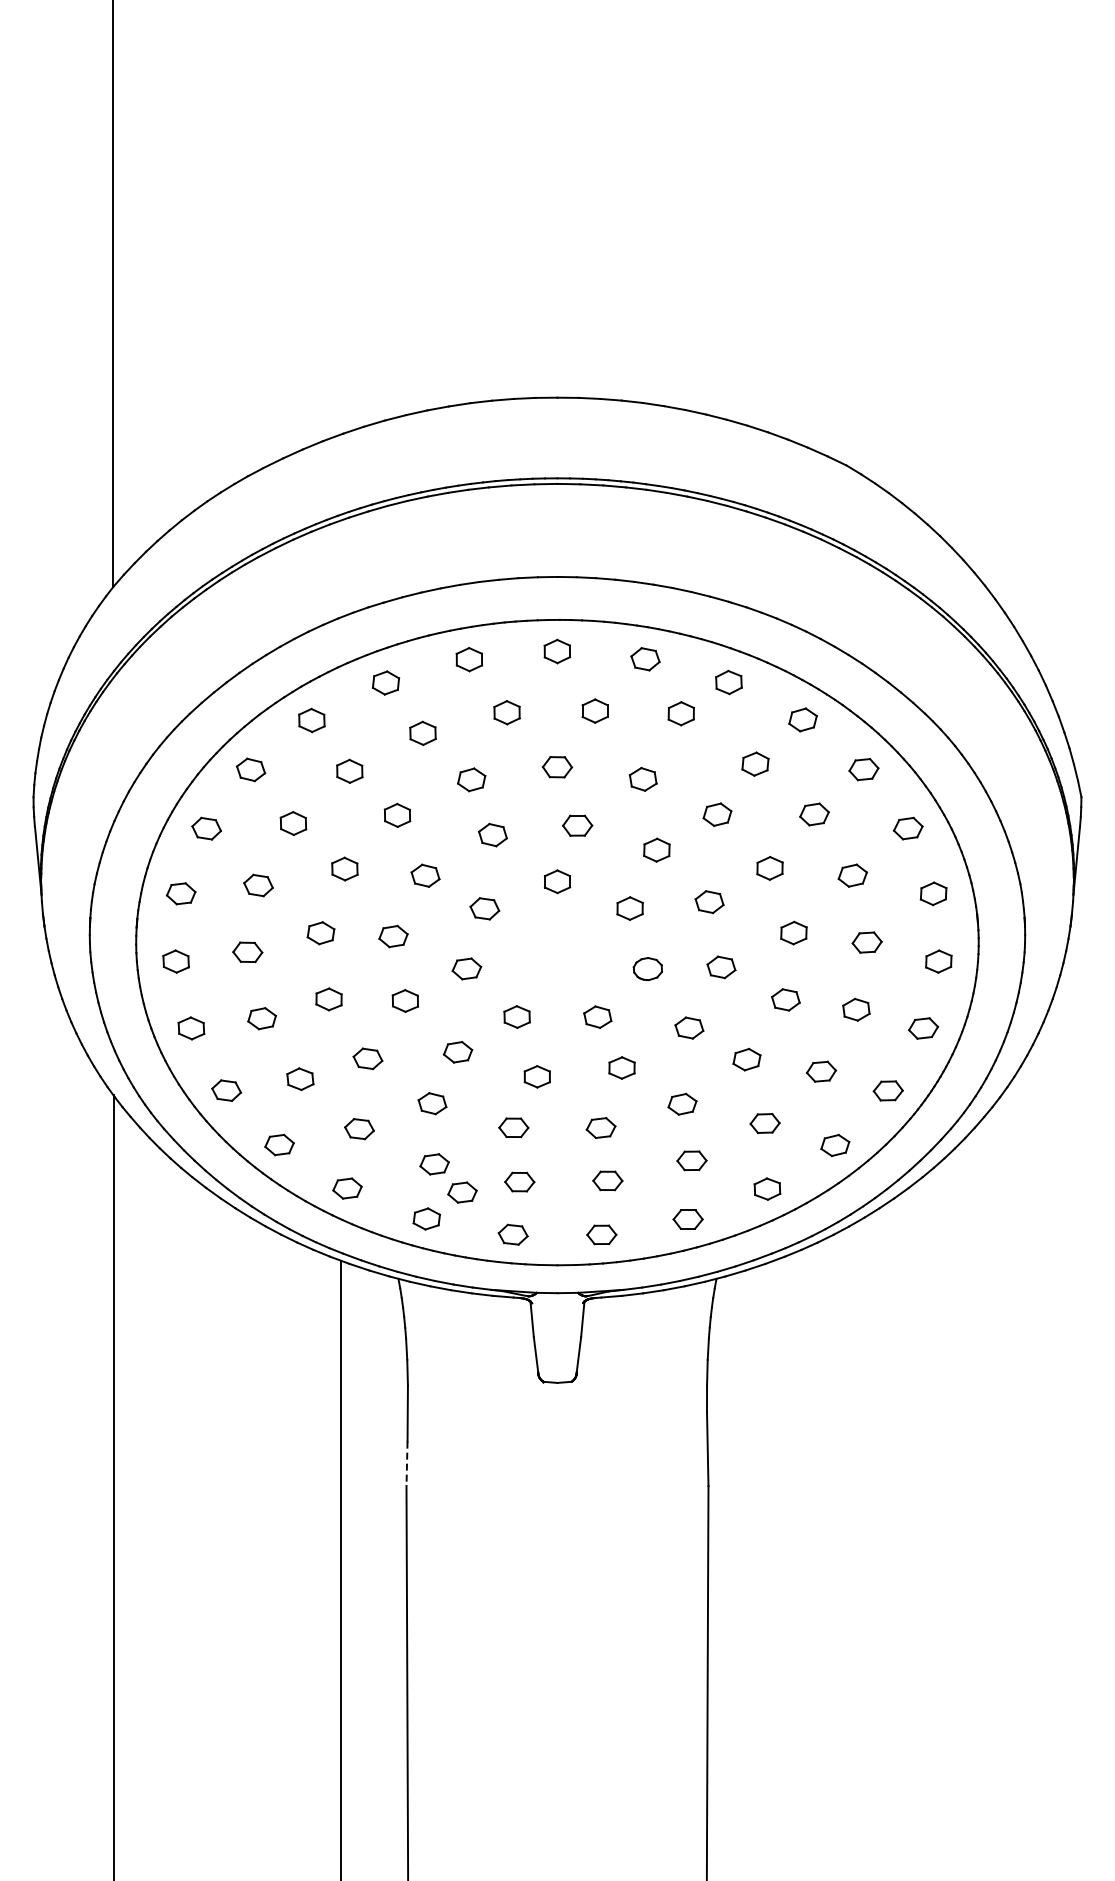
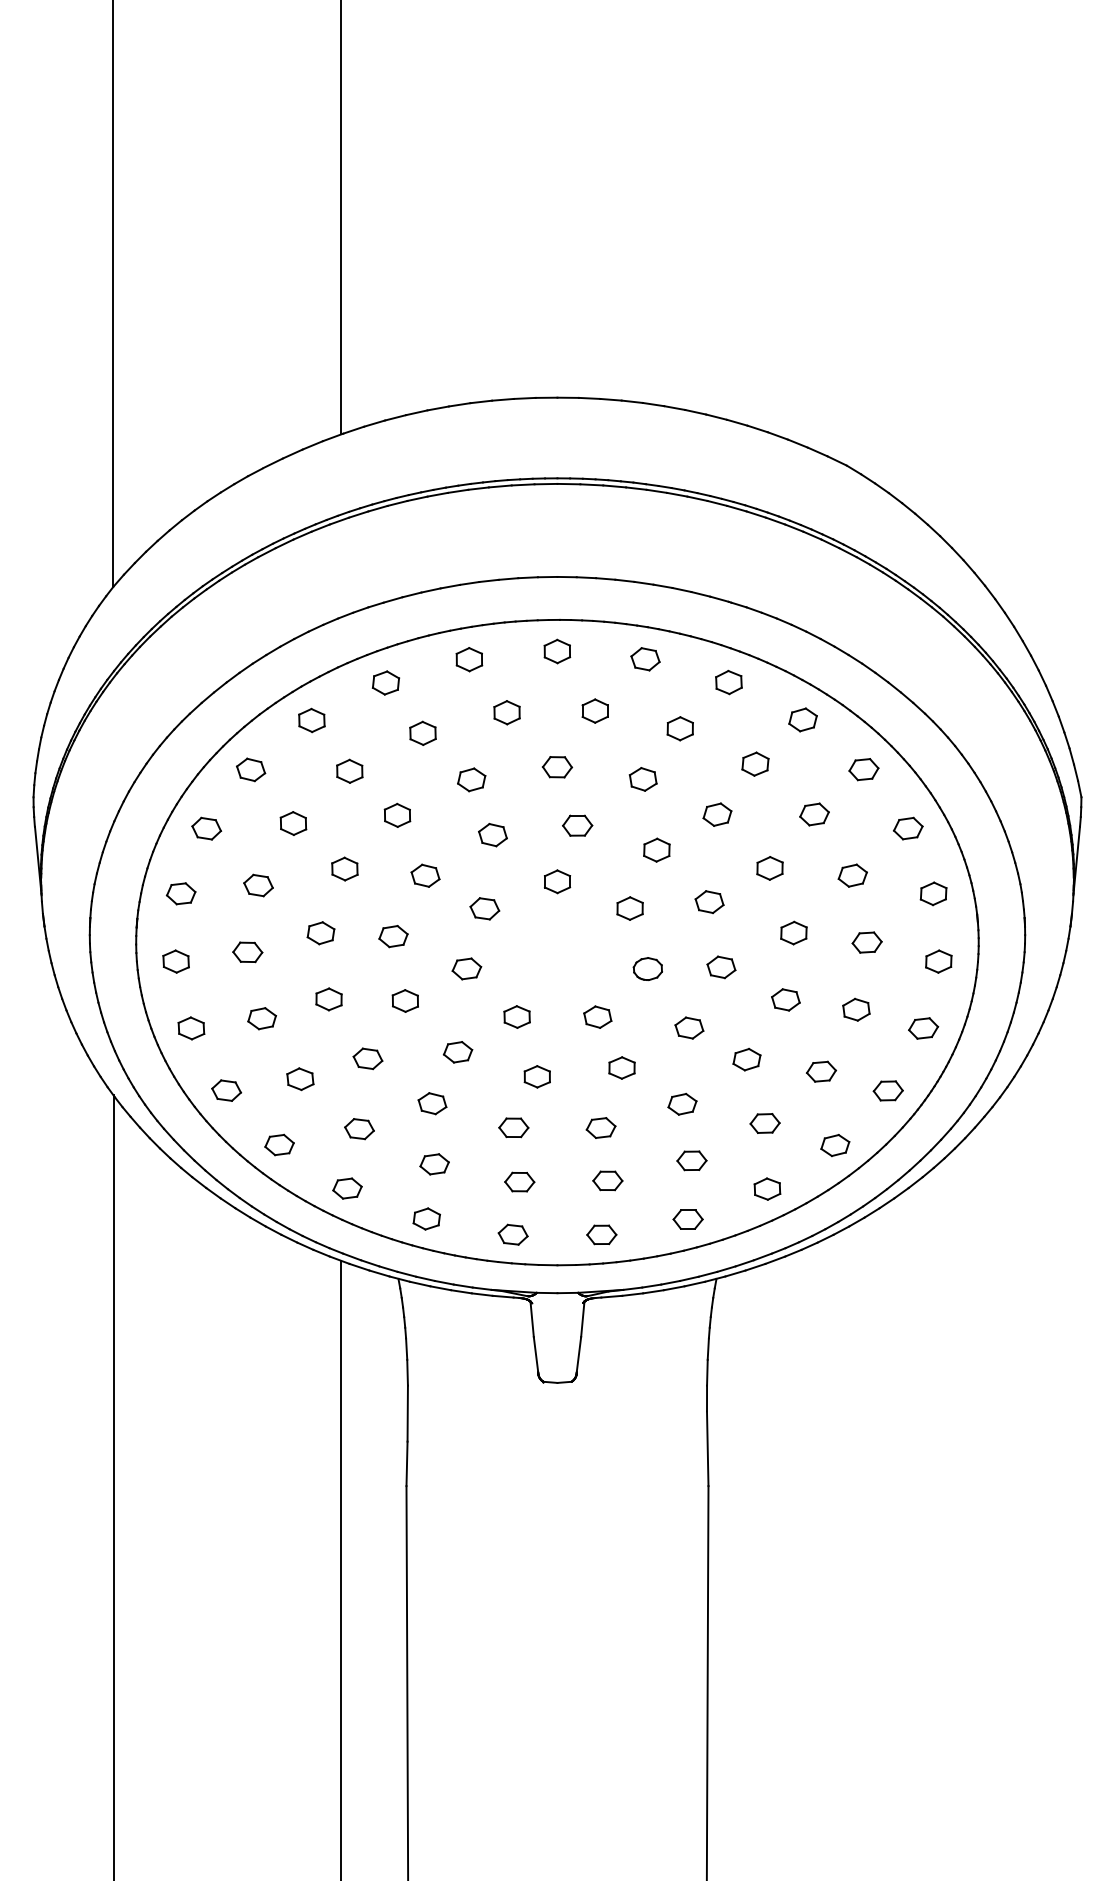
line: none -> present (340, 218)
part position: (680, 713) -> (679, 728) (679, 728)
part: present -> none (462, 1192)
line: dashed -> solid (407, 1464)
